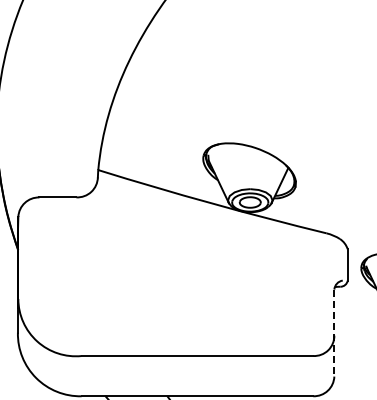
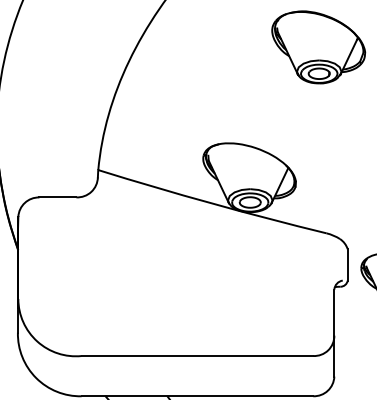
part: none -> present (318, 47)
line: dashed -> solid (334, 333)
